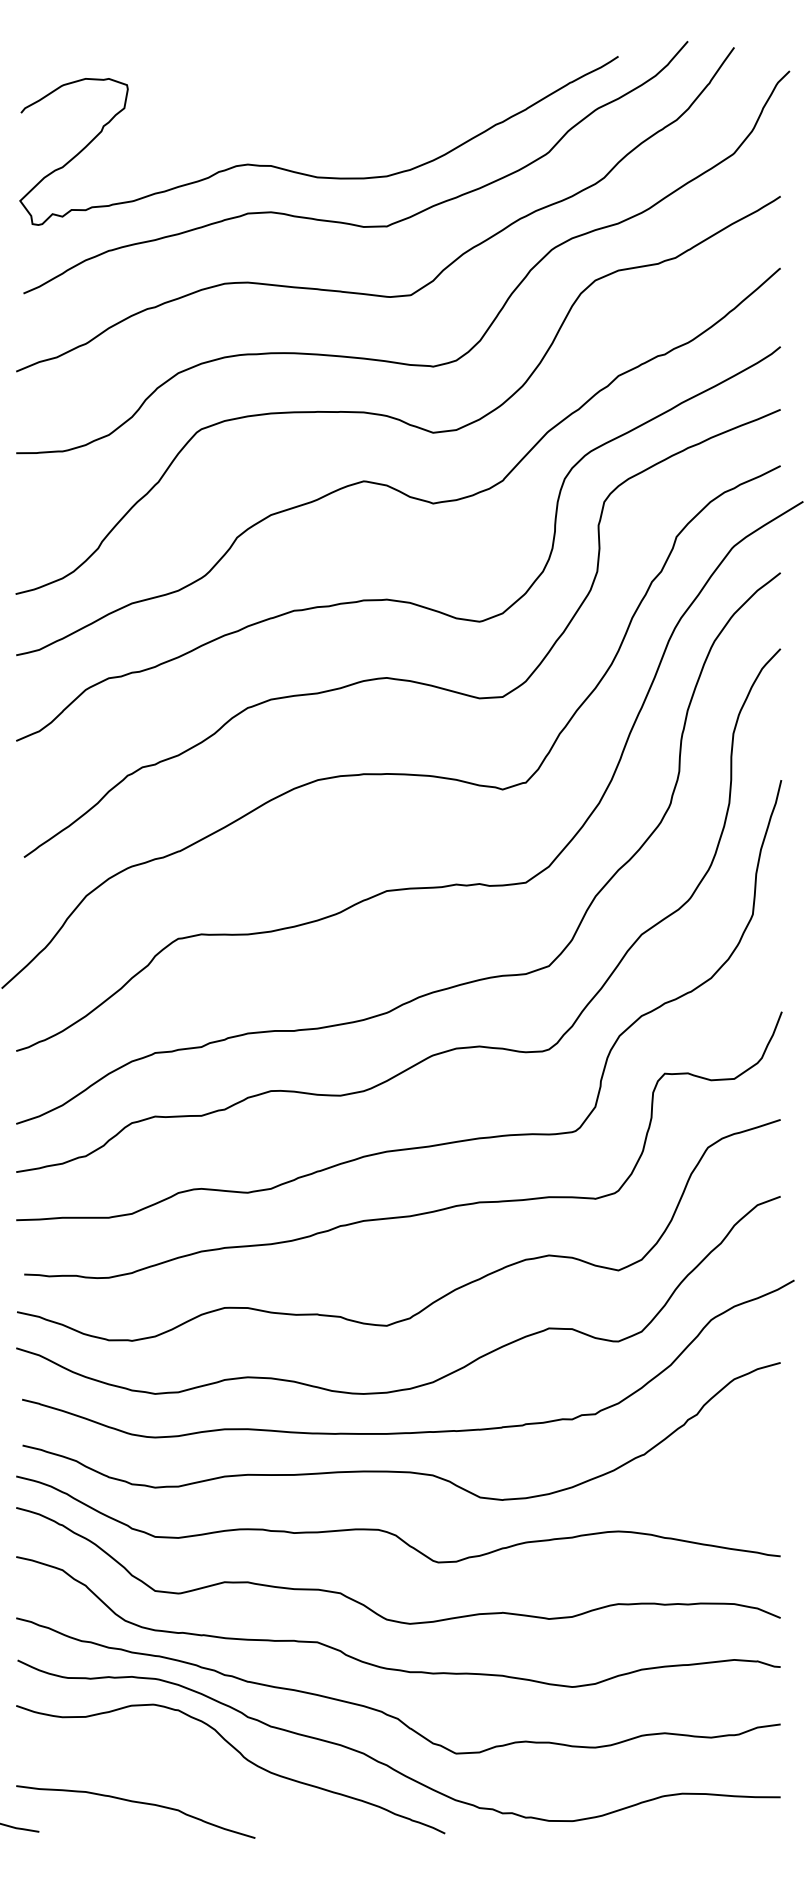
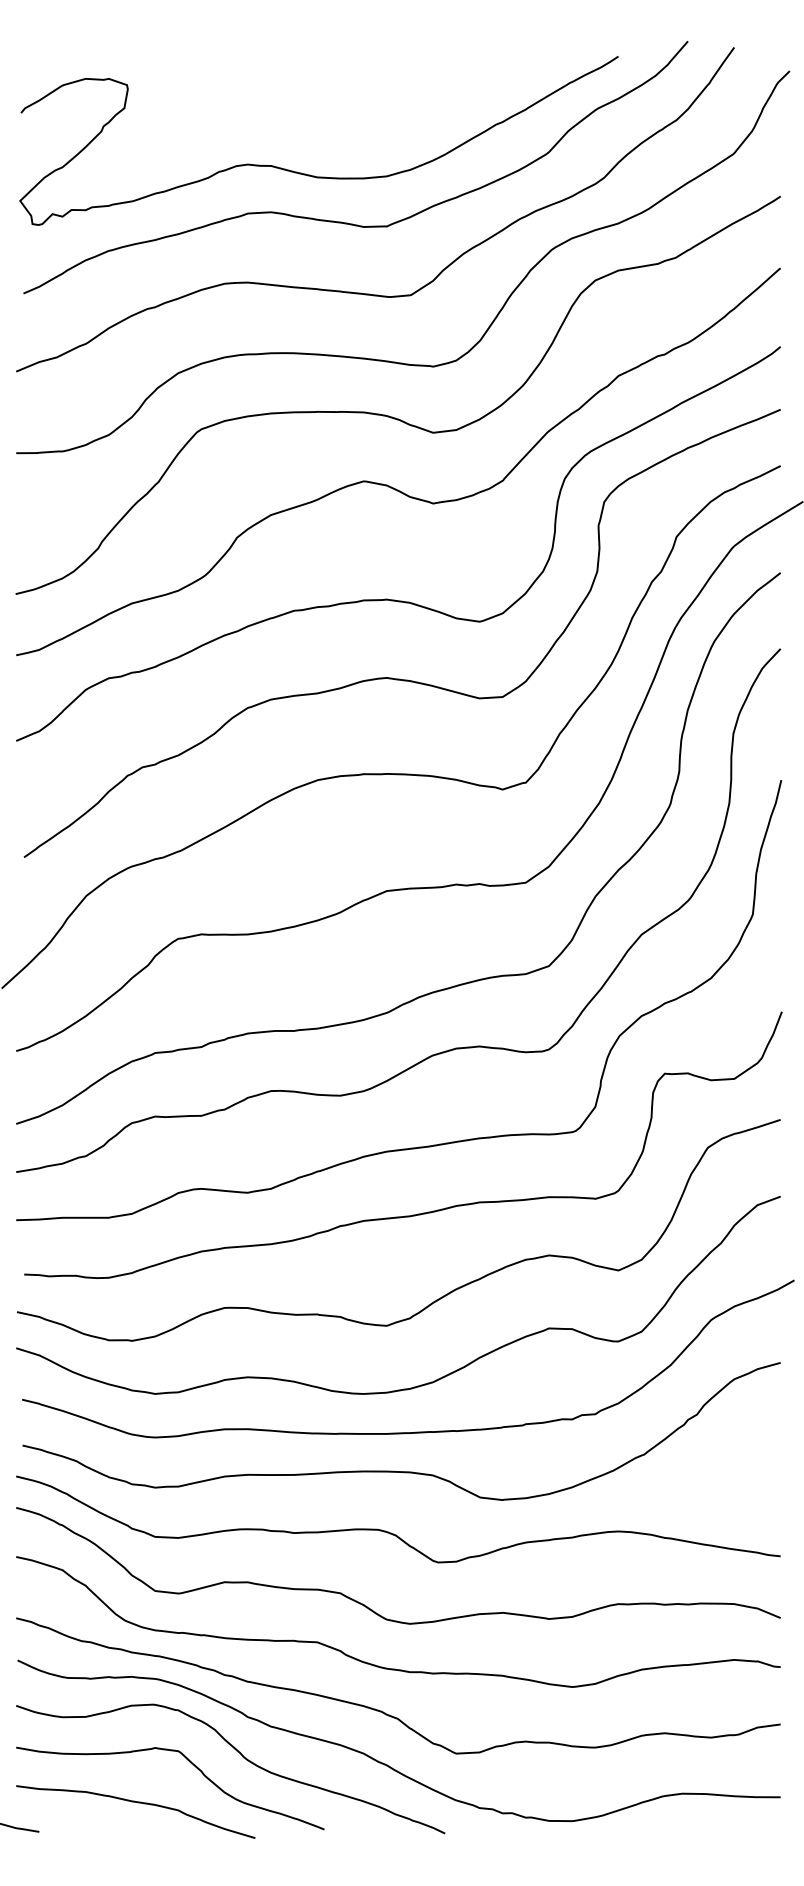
curve: none -> present (190, 1763)
